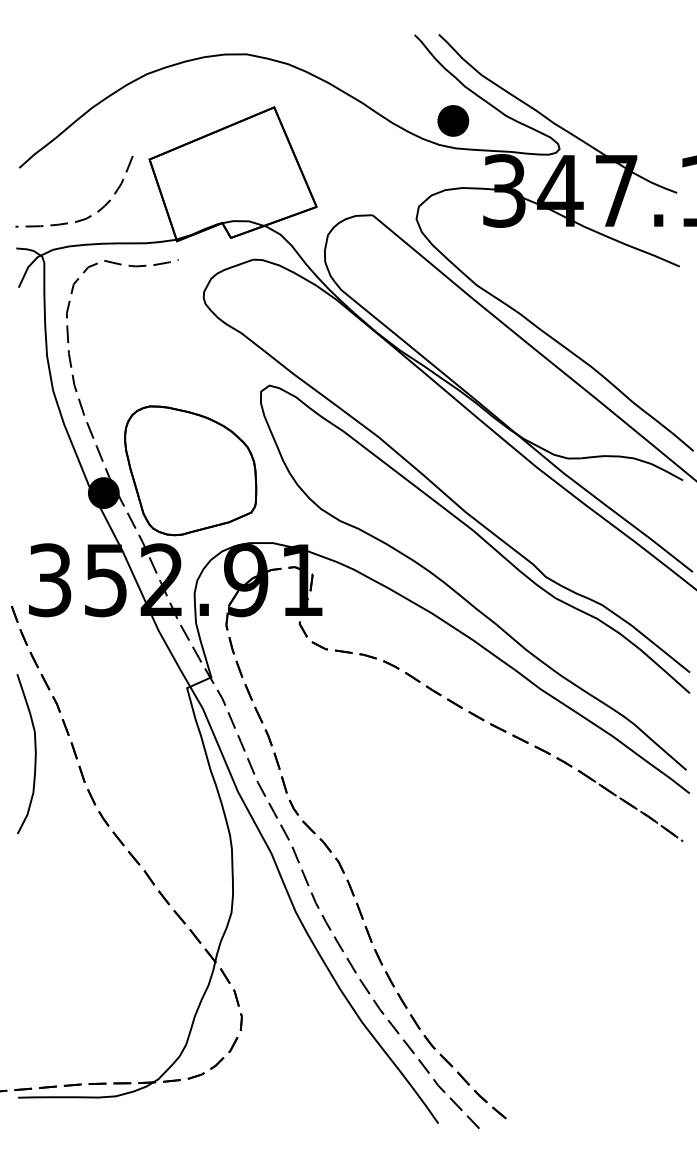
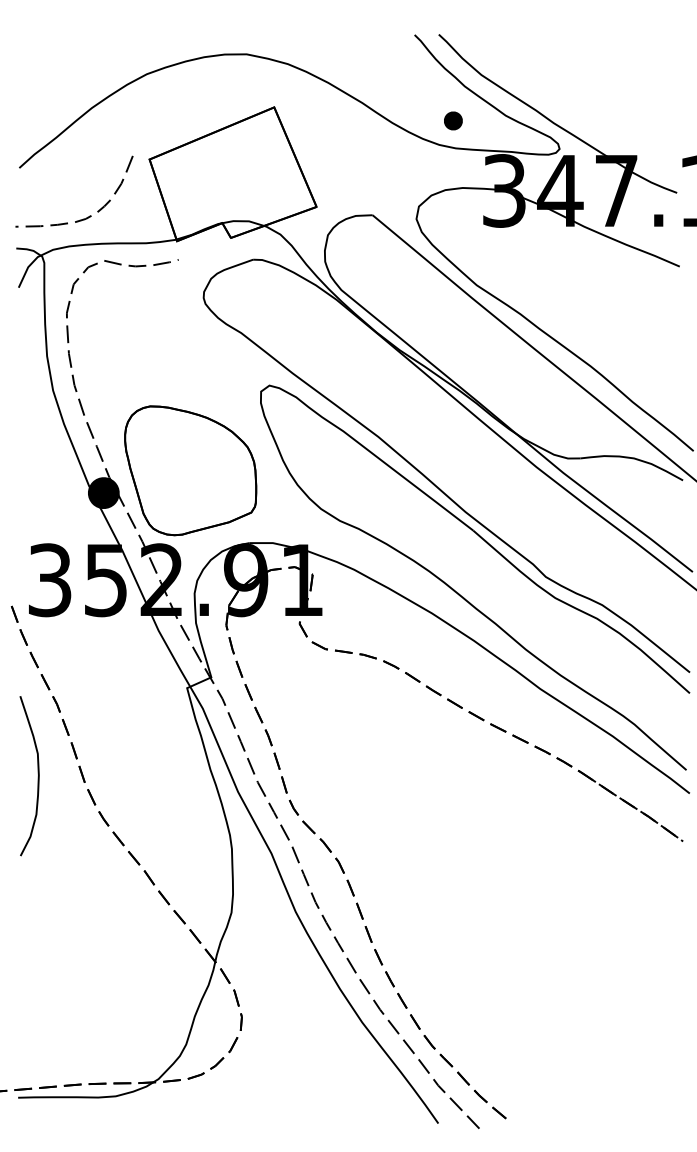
part size: 33x32 px -> 19x20 px (453, 120)
curve position: (34, 754) -> (37, 776) (37, 776)
